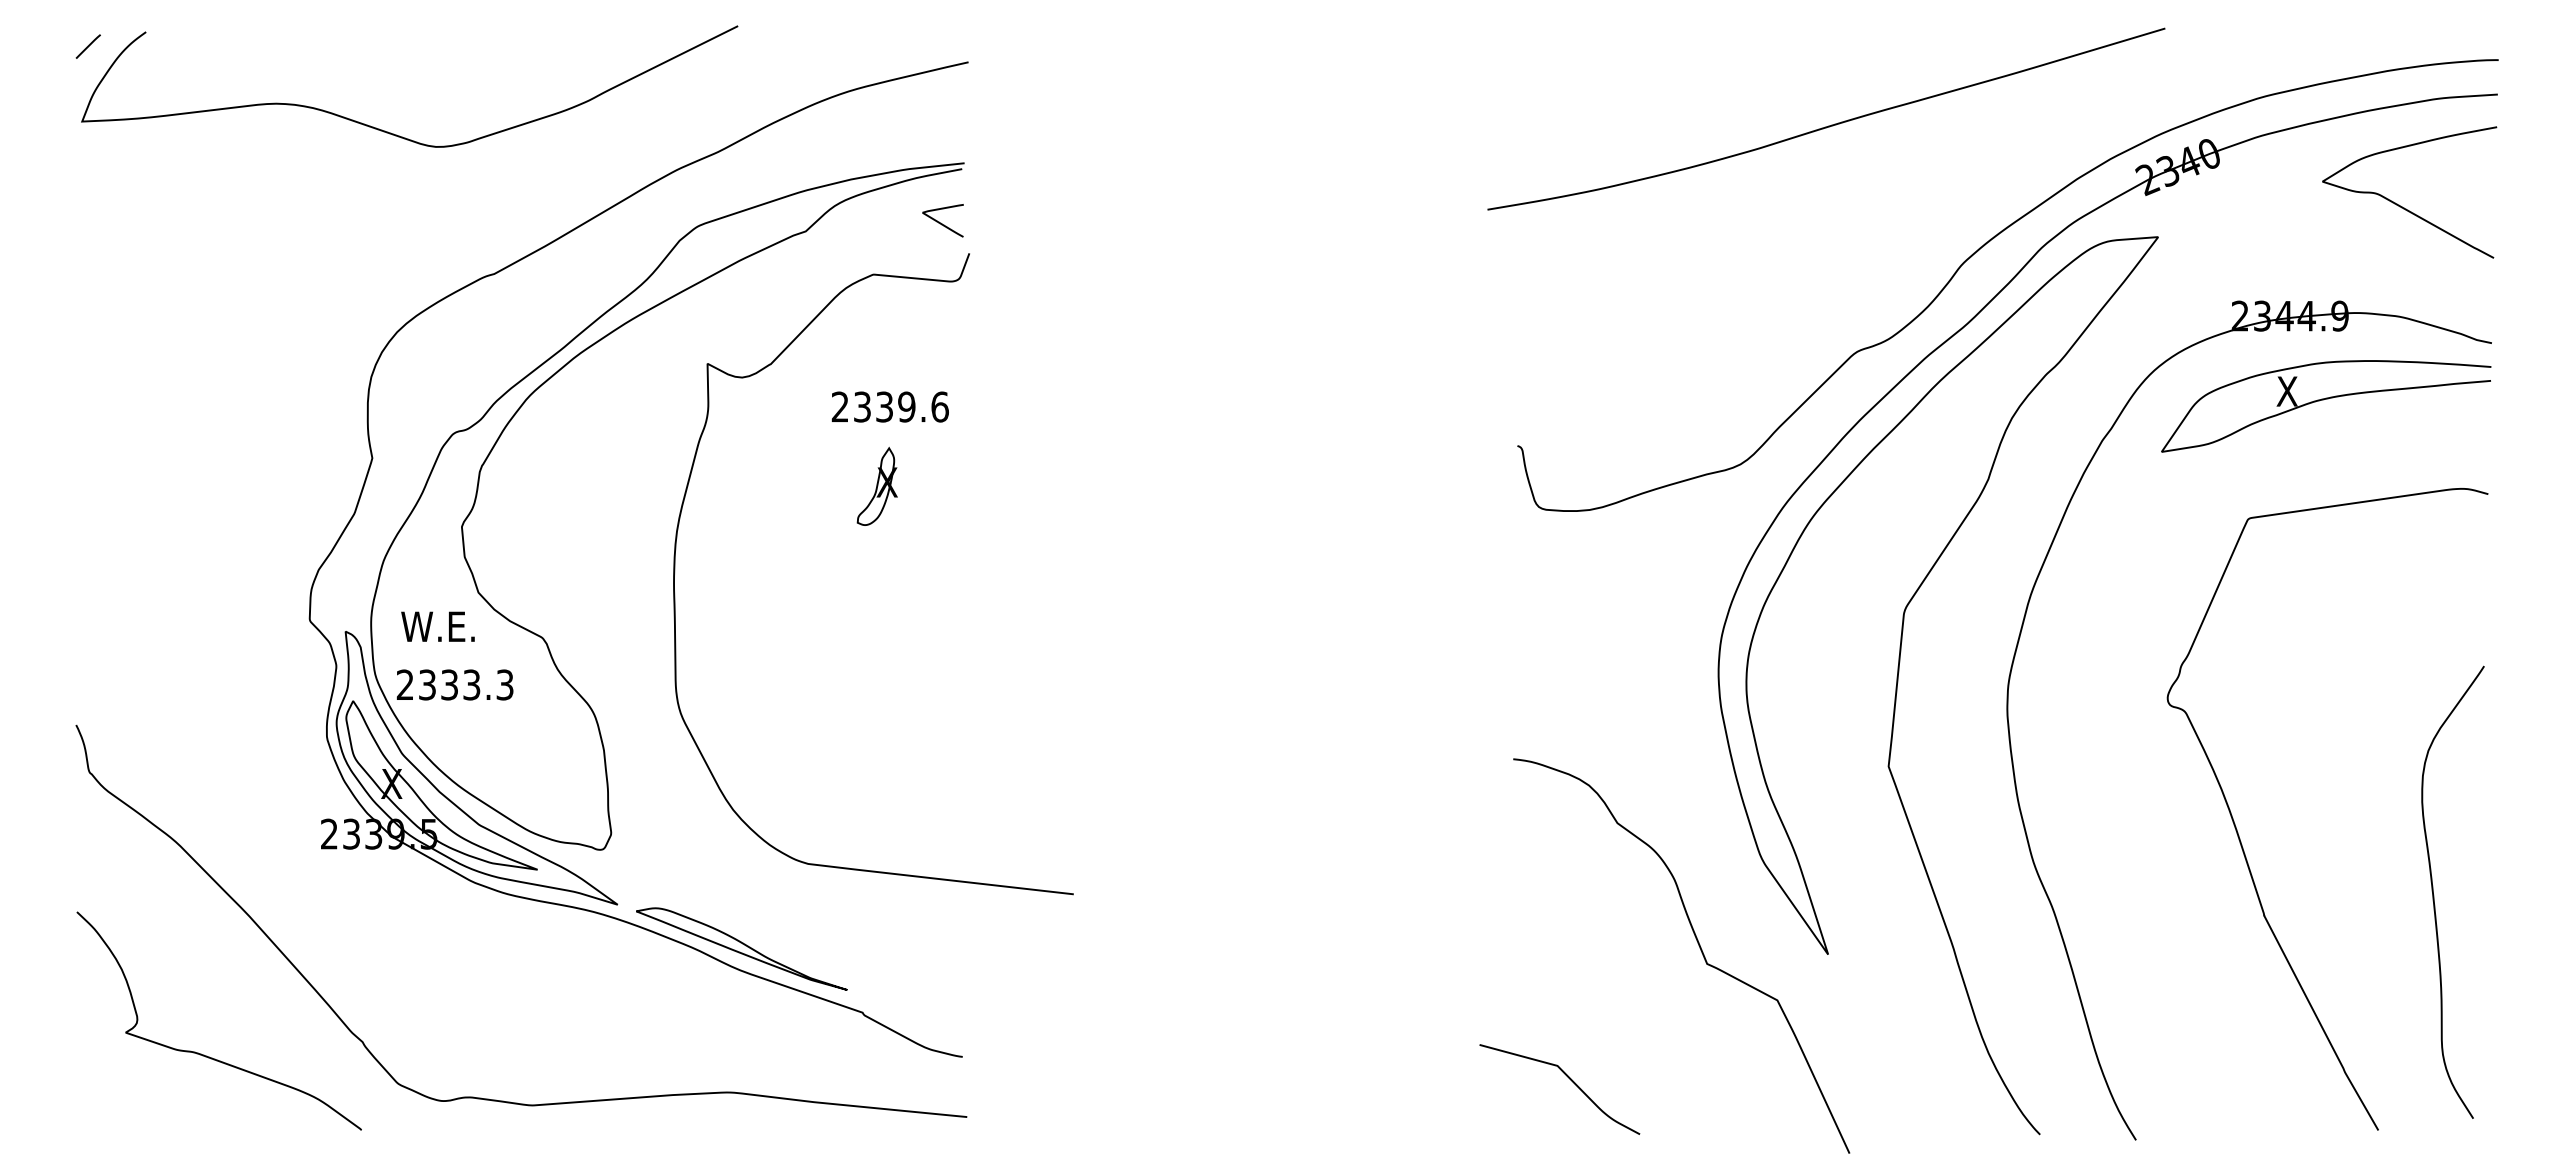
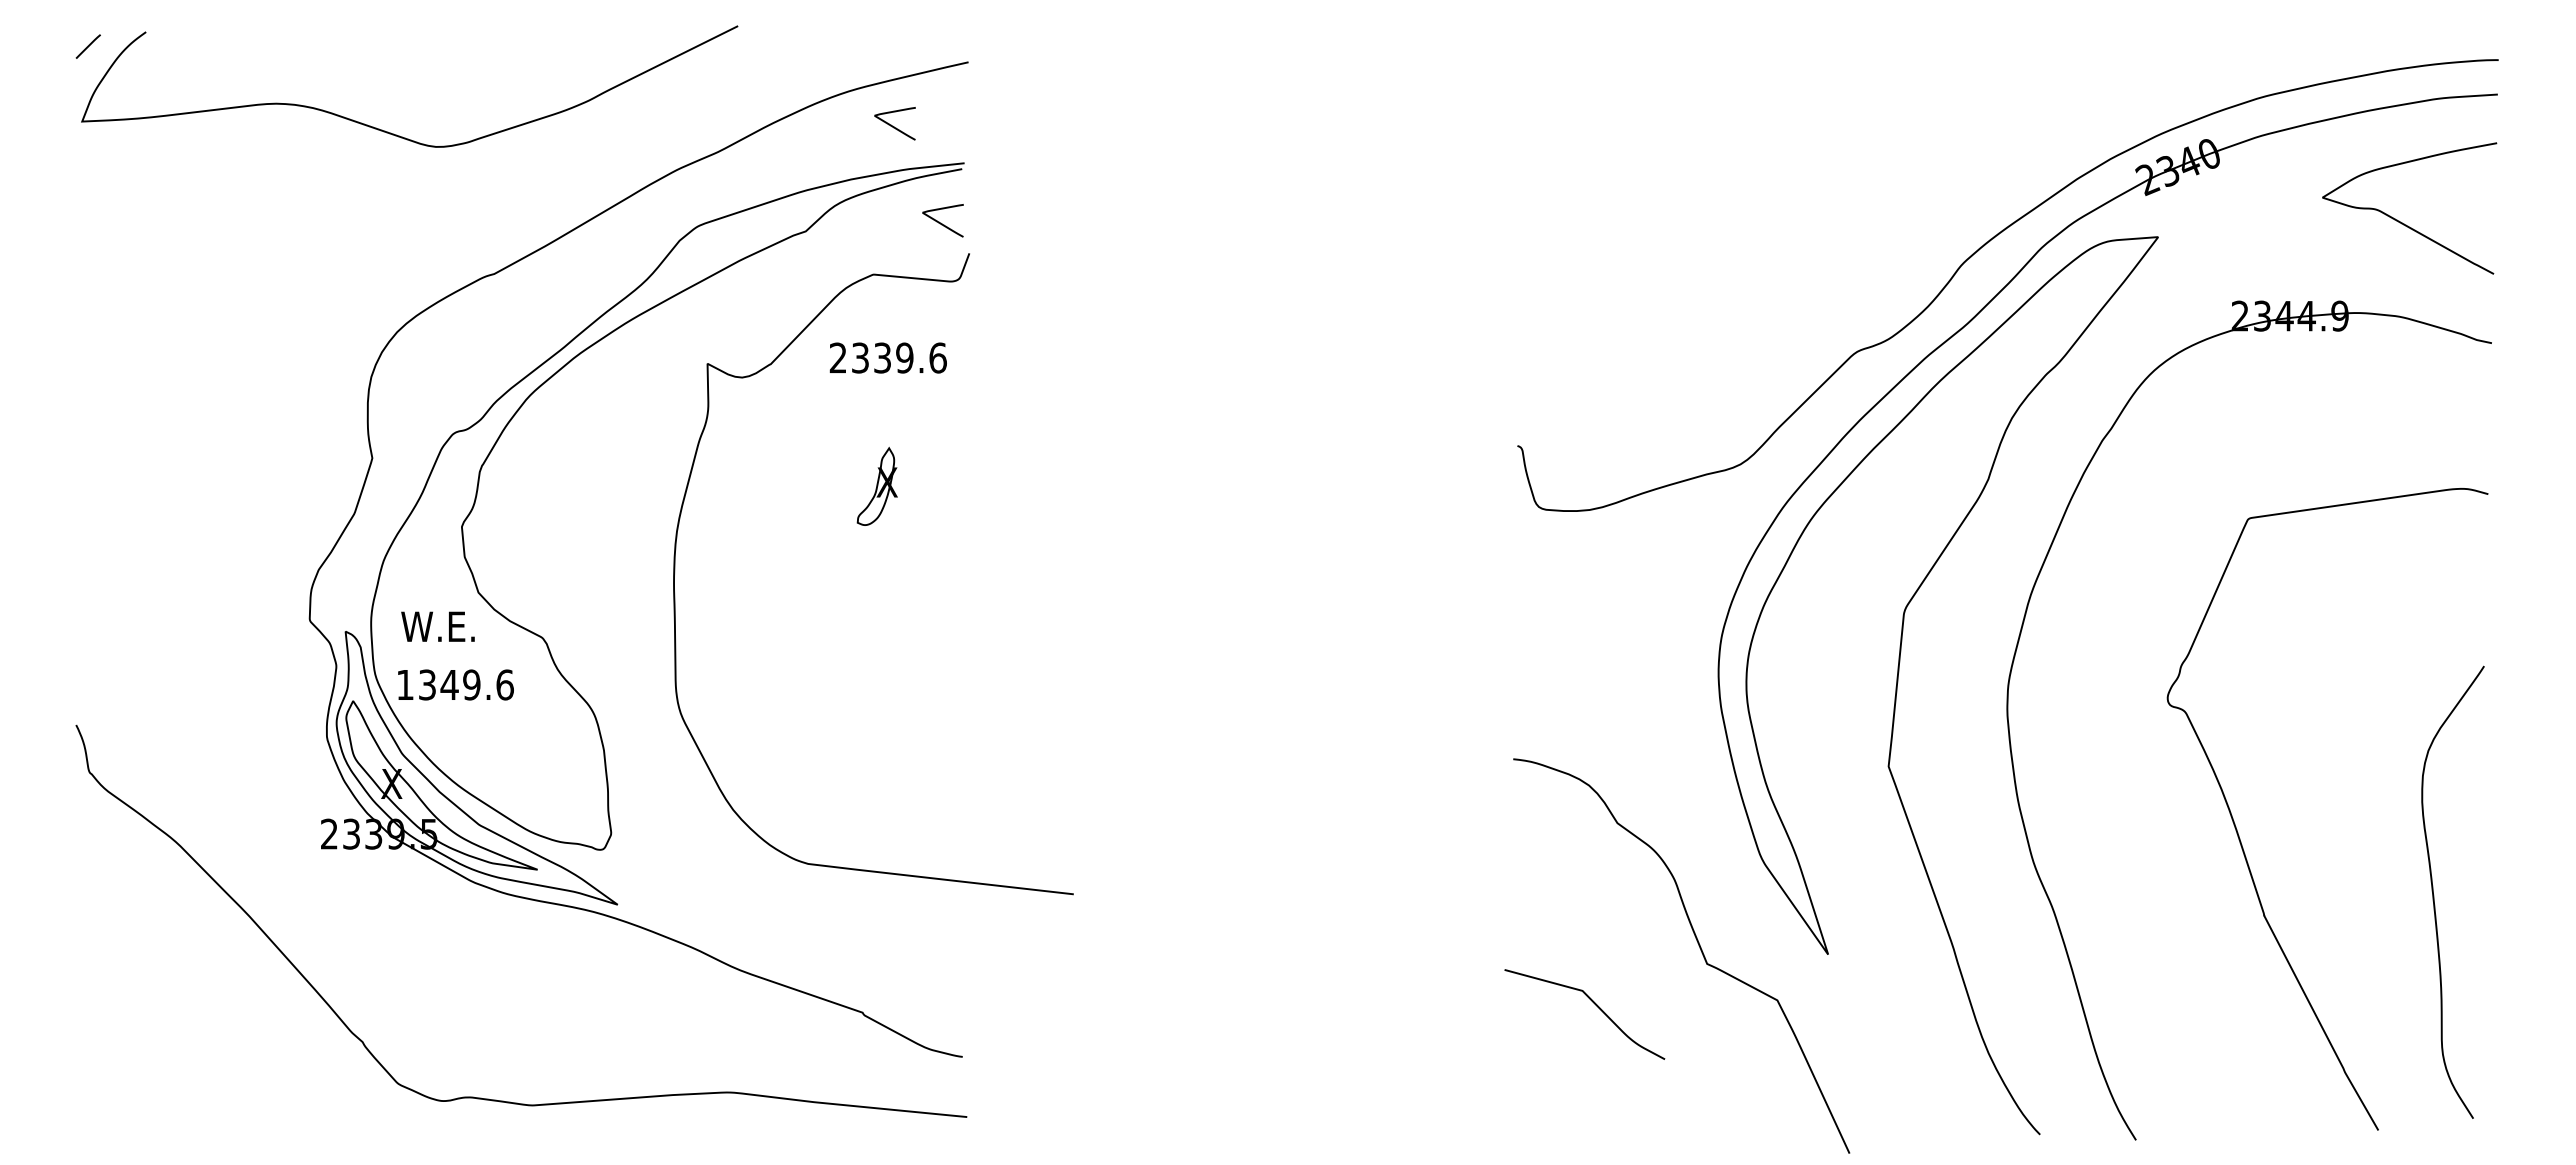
curve: none -> present (892, 125)
curve: present -> none (1828, 125)
curve position: (2399, 204) -> (2399, 220) (2399, 220)
part: present -> none (2323, 400)
text position: (889, 406) -> (887, 357) (887, 357)
text: 2333.3 -> 1349.6 (454, 684)
part: present -> none (741, 948)
curve: present -> none (204, 1054)
curve position: (1569, 1079) -> (1594, 1004) (1594, 1004)
